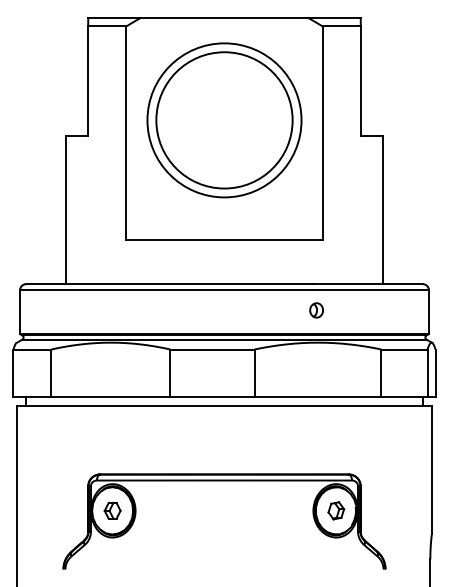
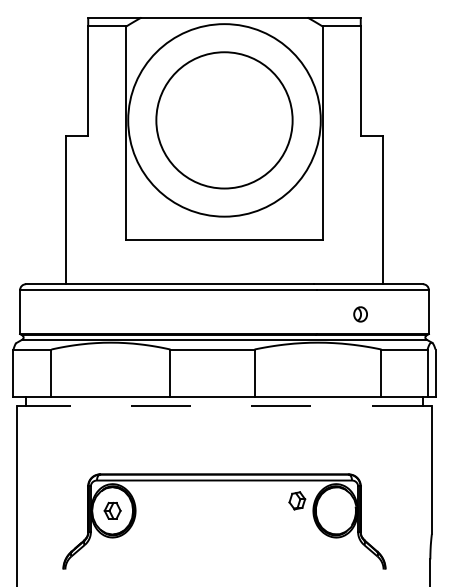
circle diameter: 154 px -> 193 px (224, 120)
part position: (316, 310) -> (360, 314) (360, 314)
line: solid -> dashed (223, 406)
part position: (336, 510) -> (297, 500) (297, 500)
